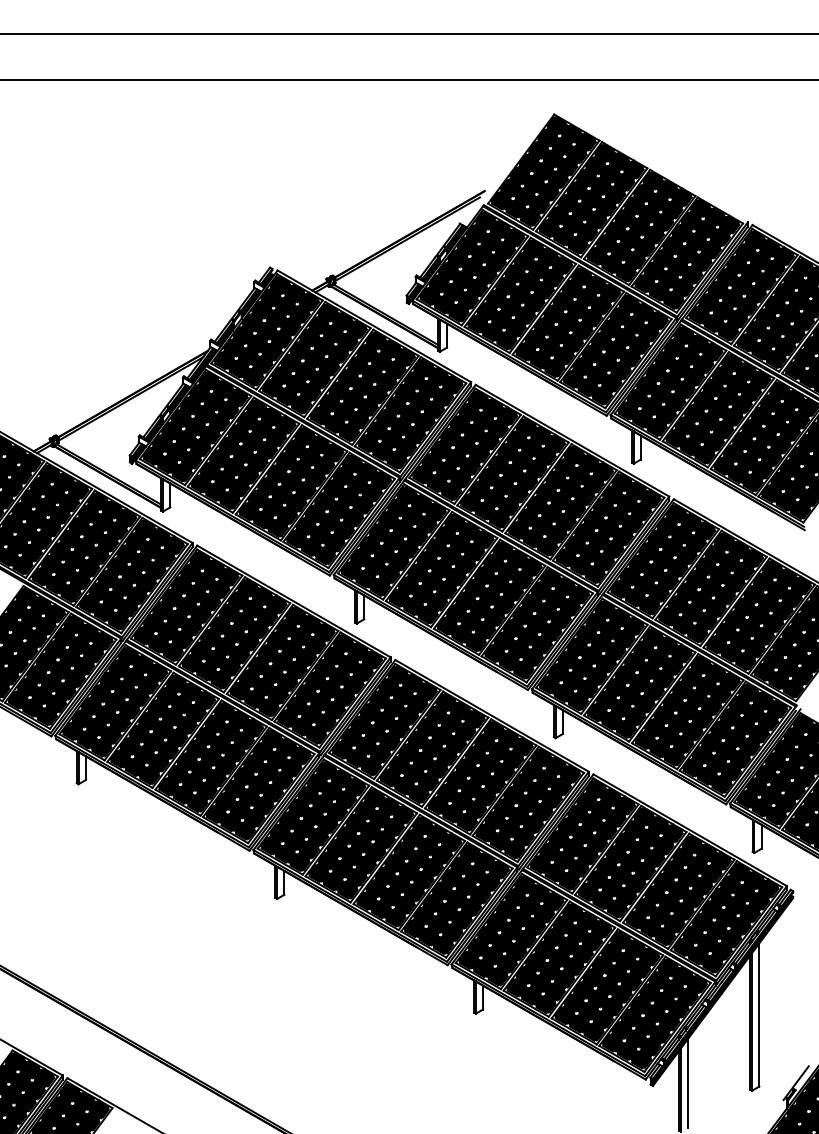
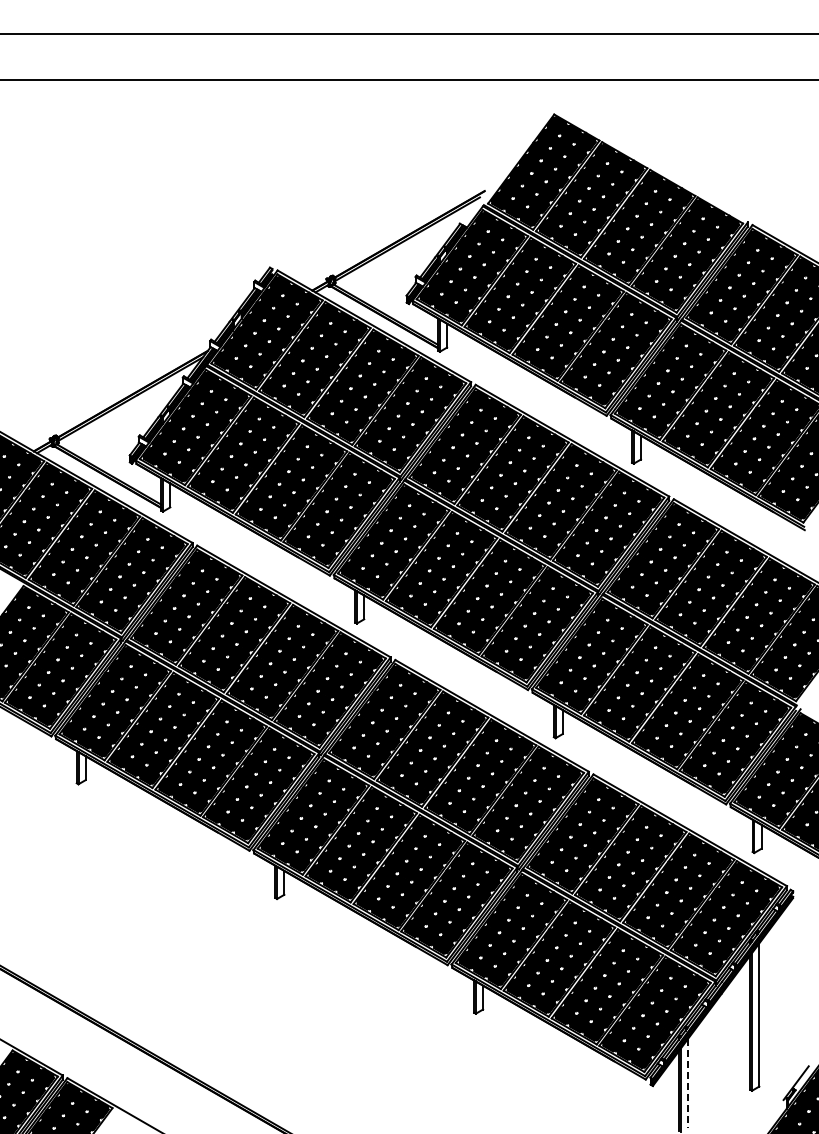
line: solid -> dashed (687, 1083)
